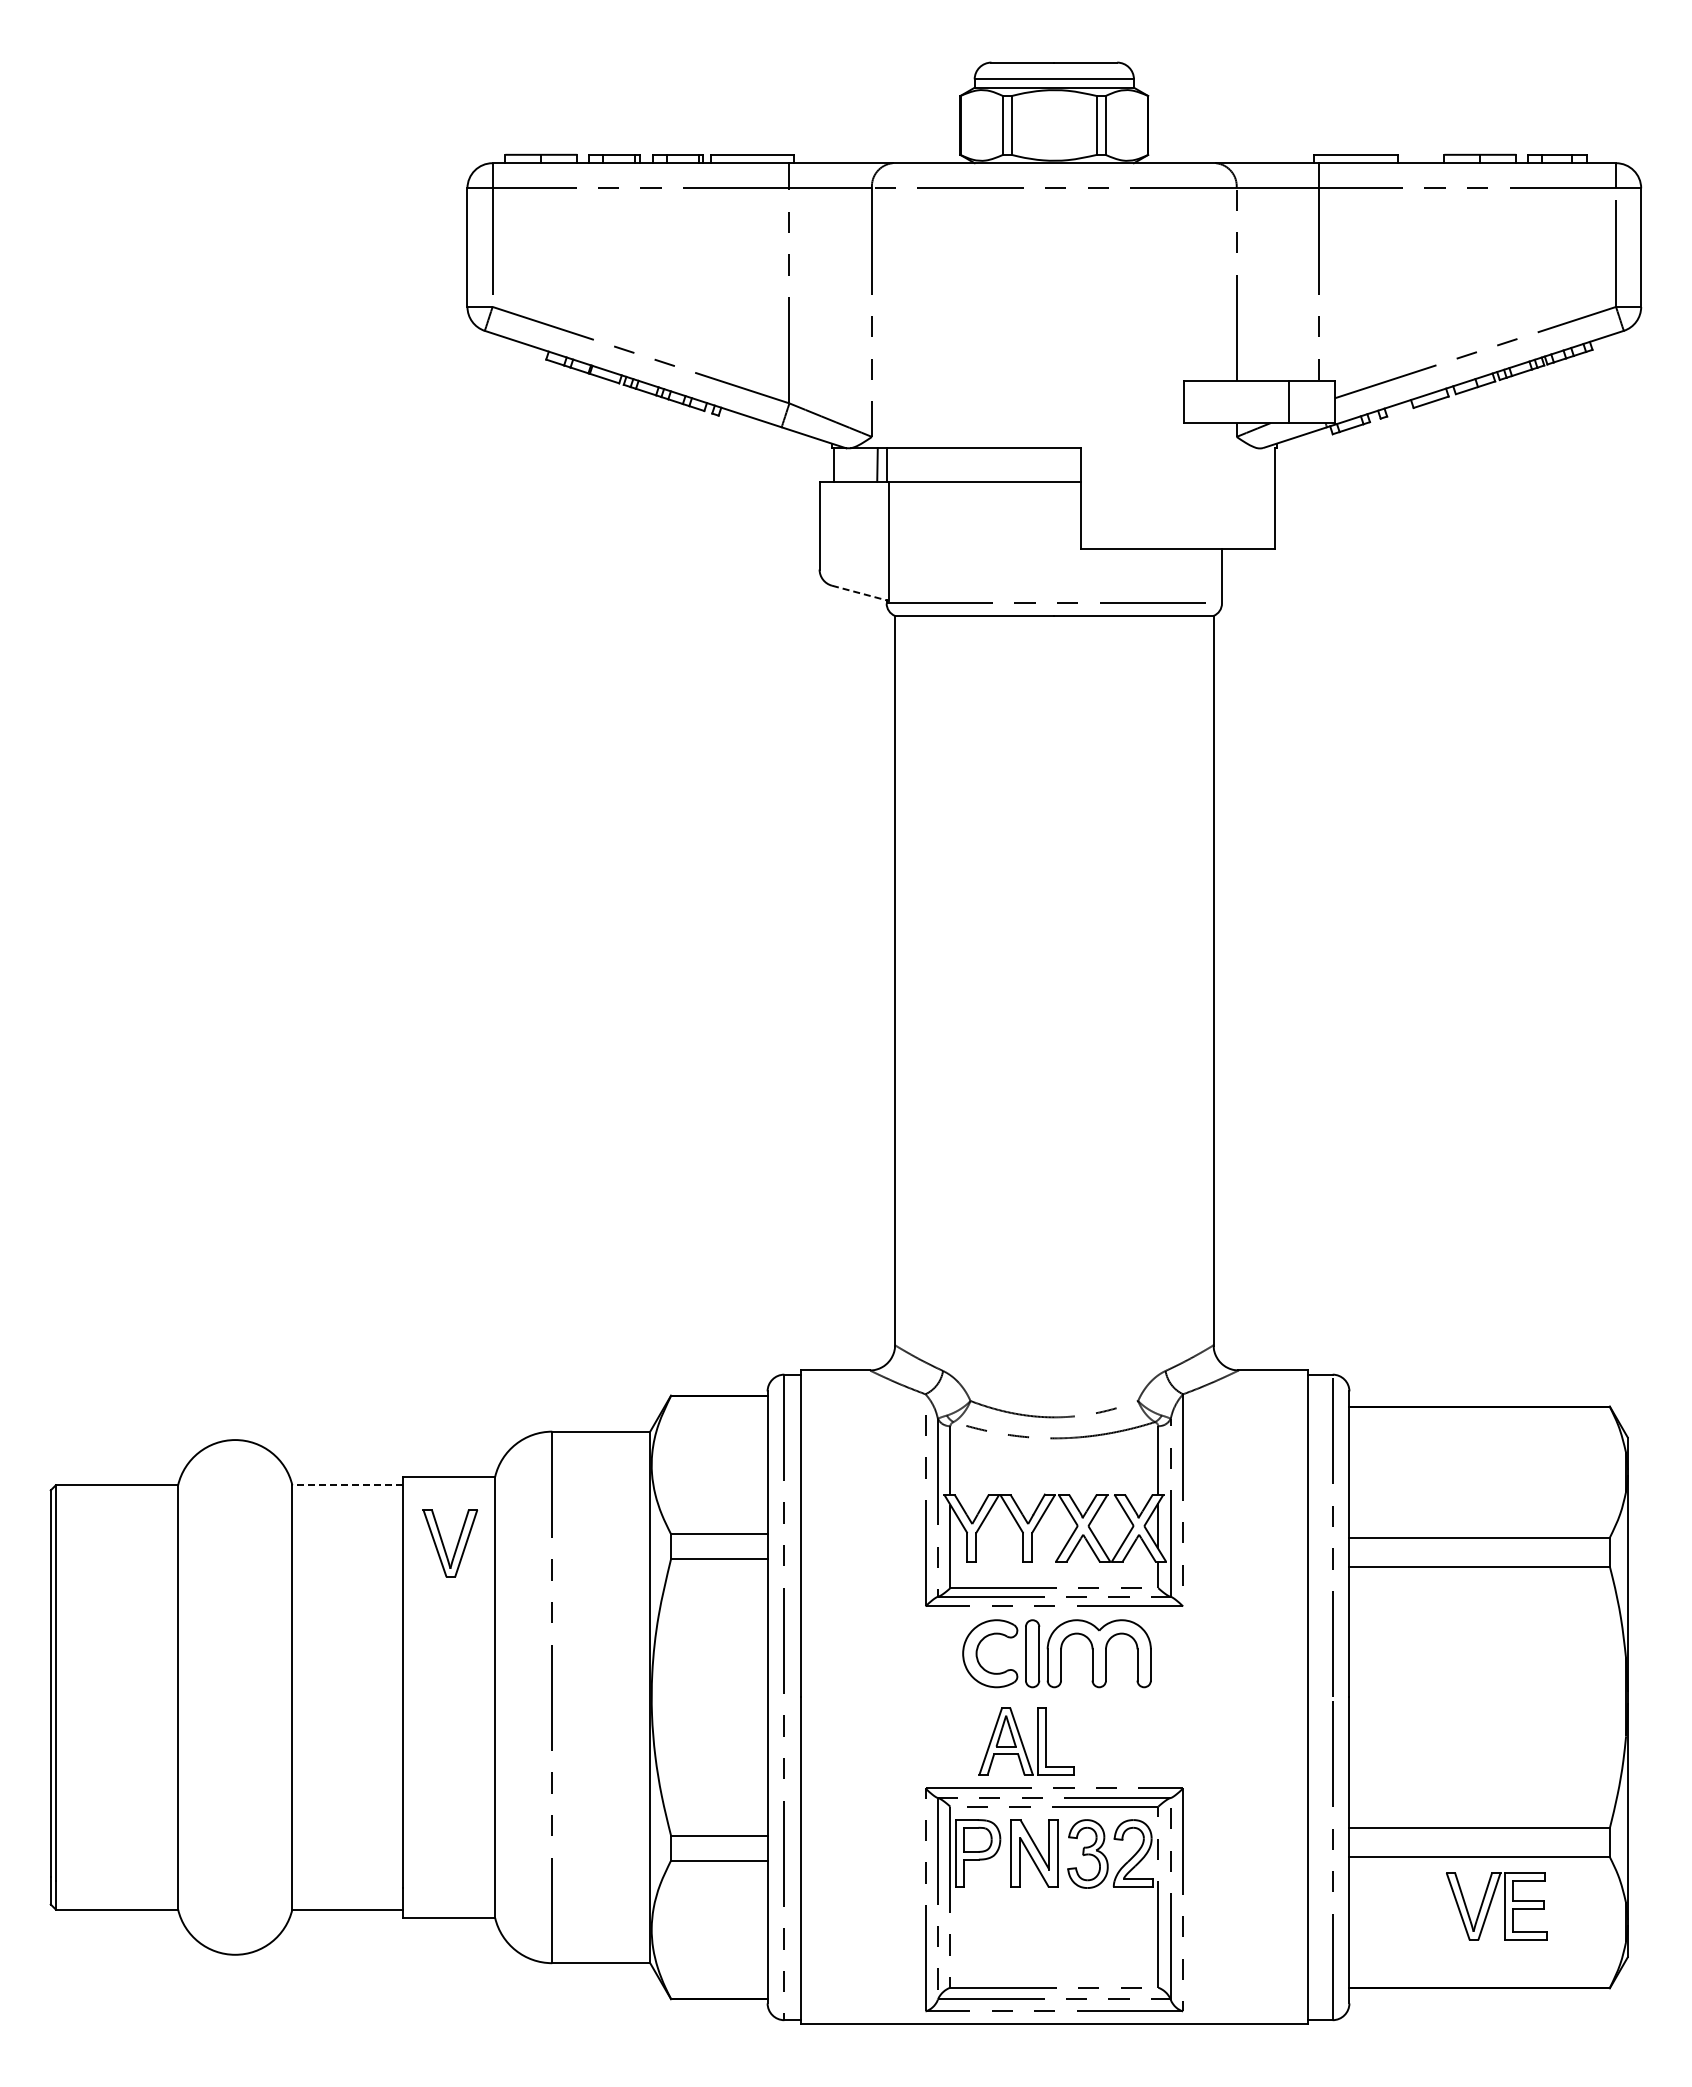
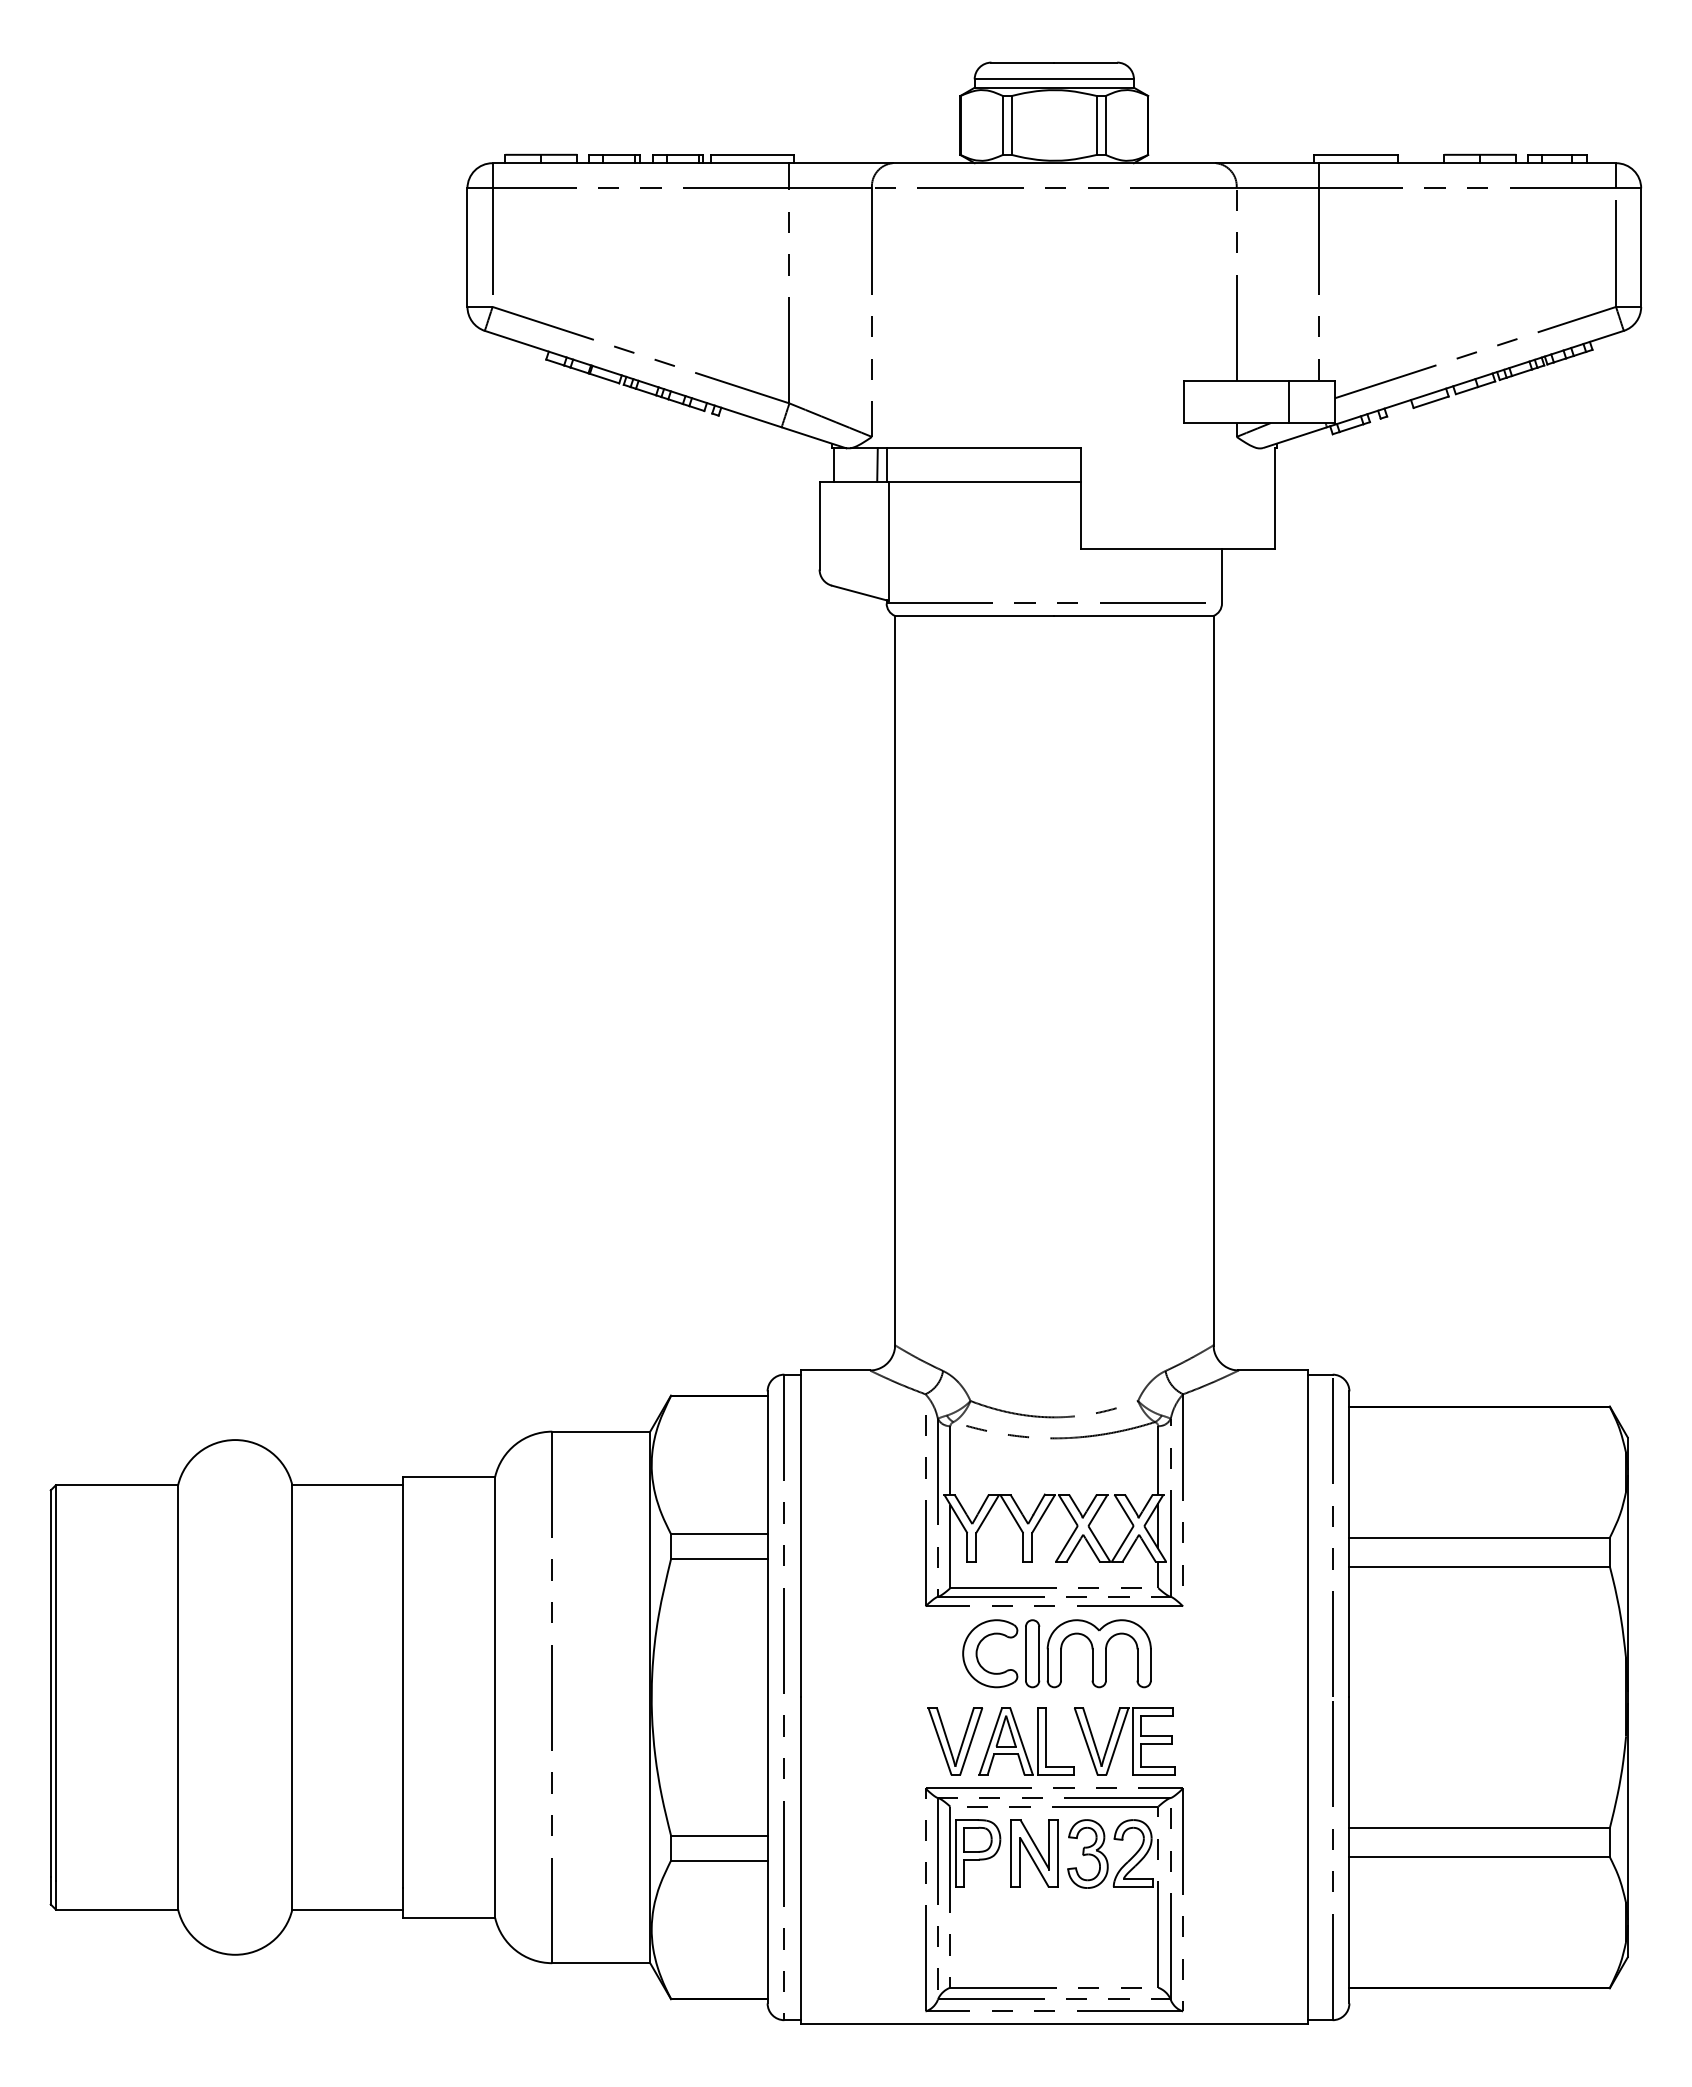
line: dashed -> solid (860, 593)
line: dashed -> solid (347, 1485)
part position: (456, 1544) -> (961, 1742) (961, 1742)
part position: (1496, 1906) -> (1124, 1741) (1124, 1741)
